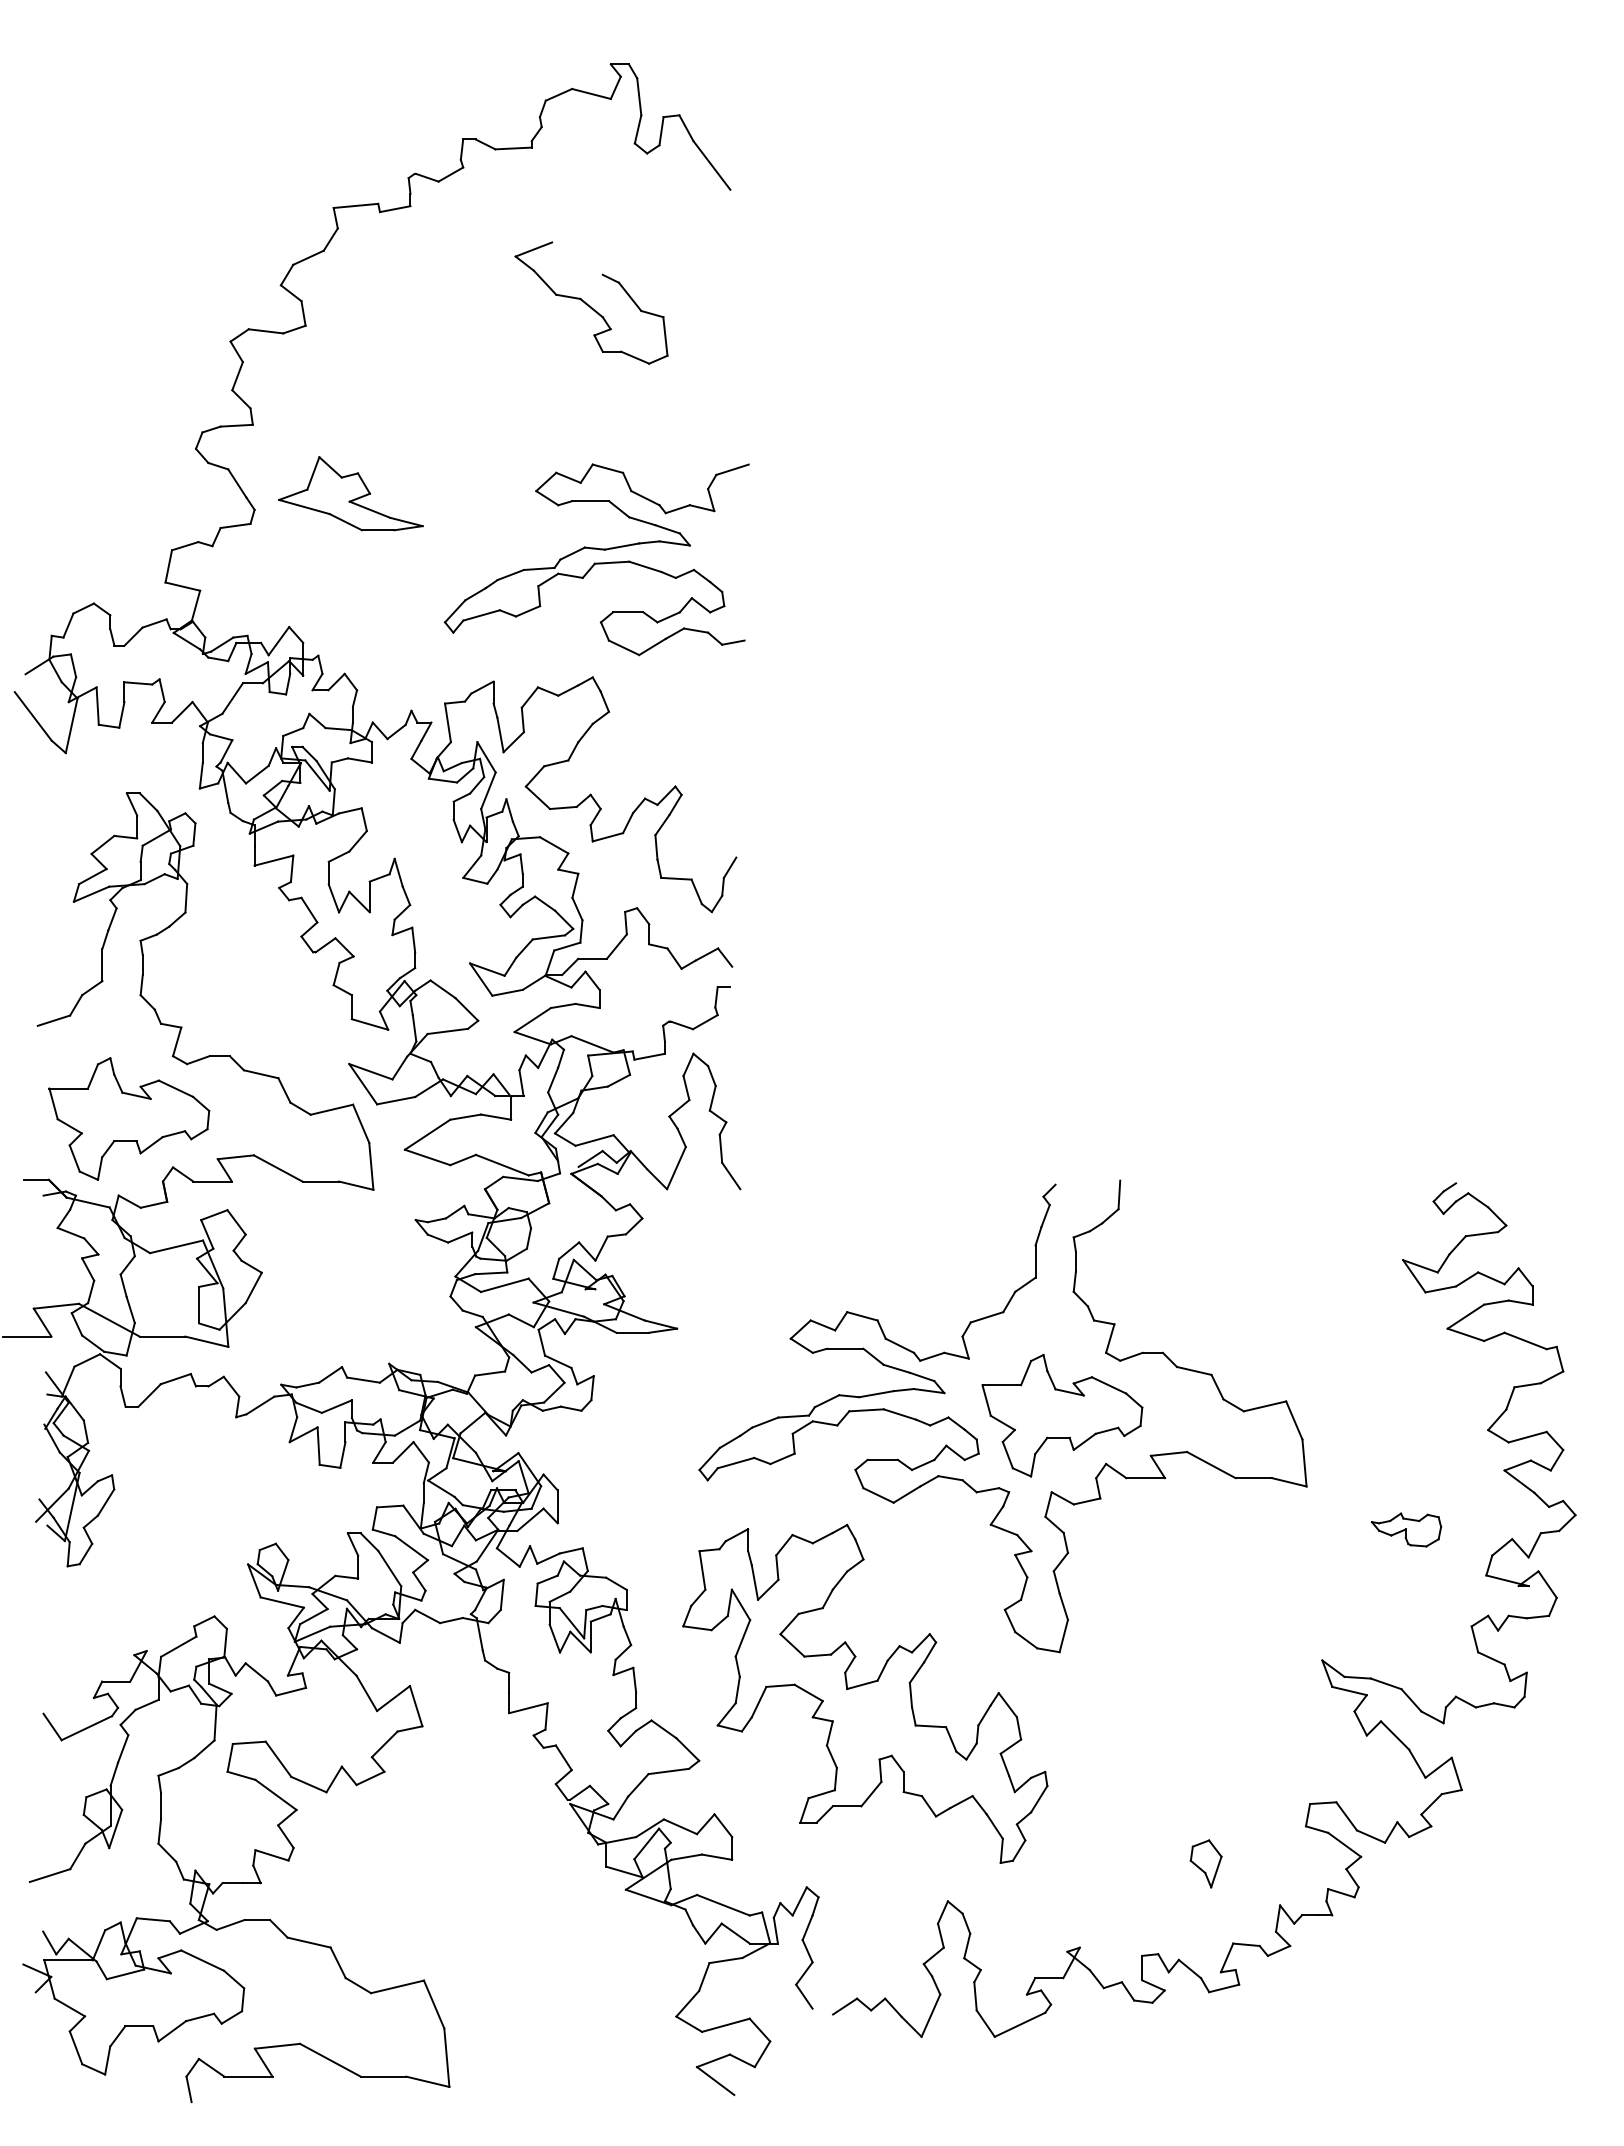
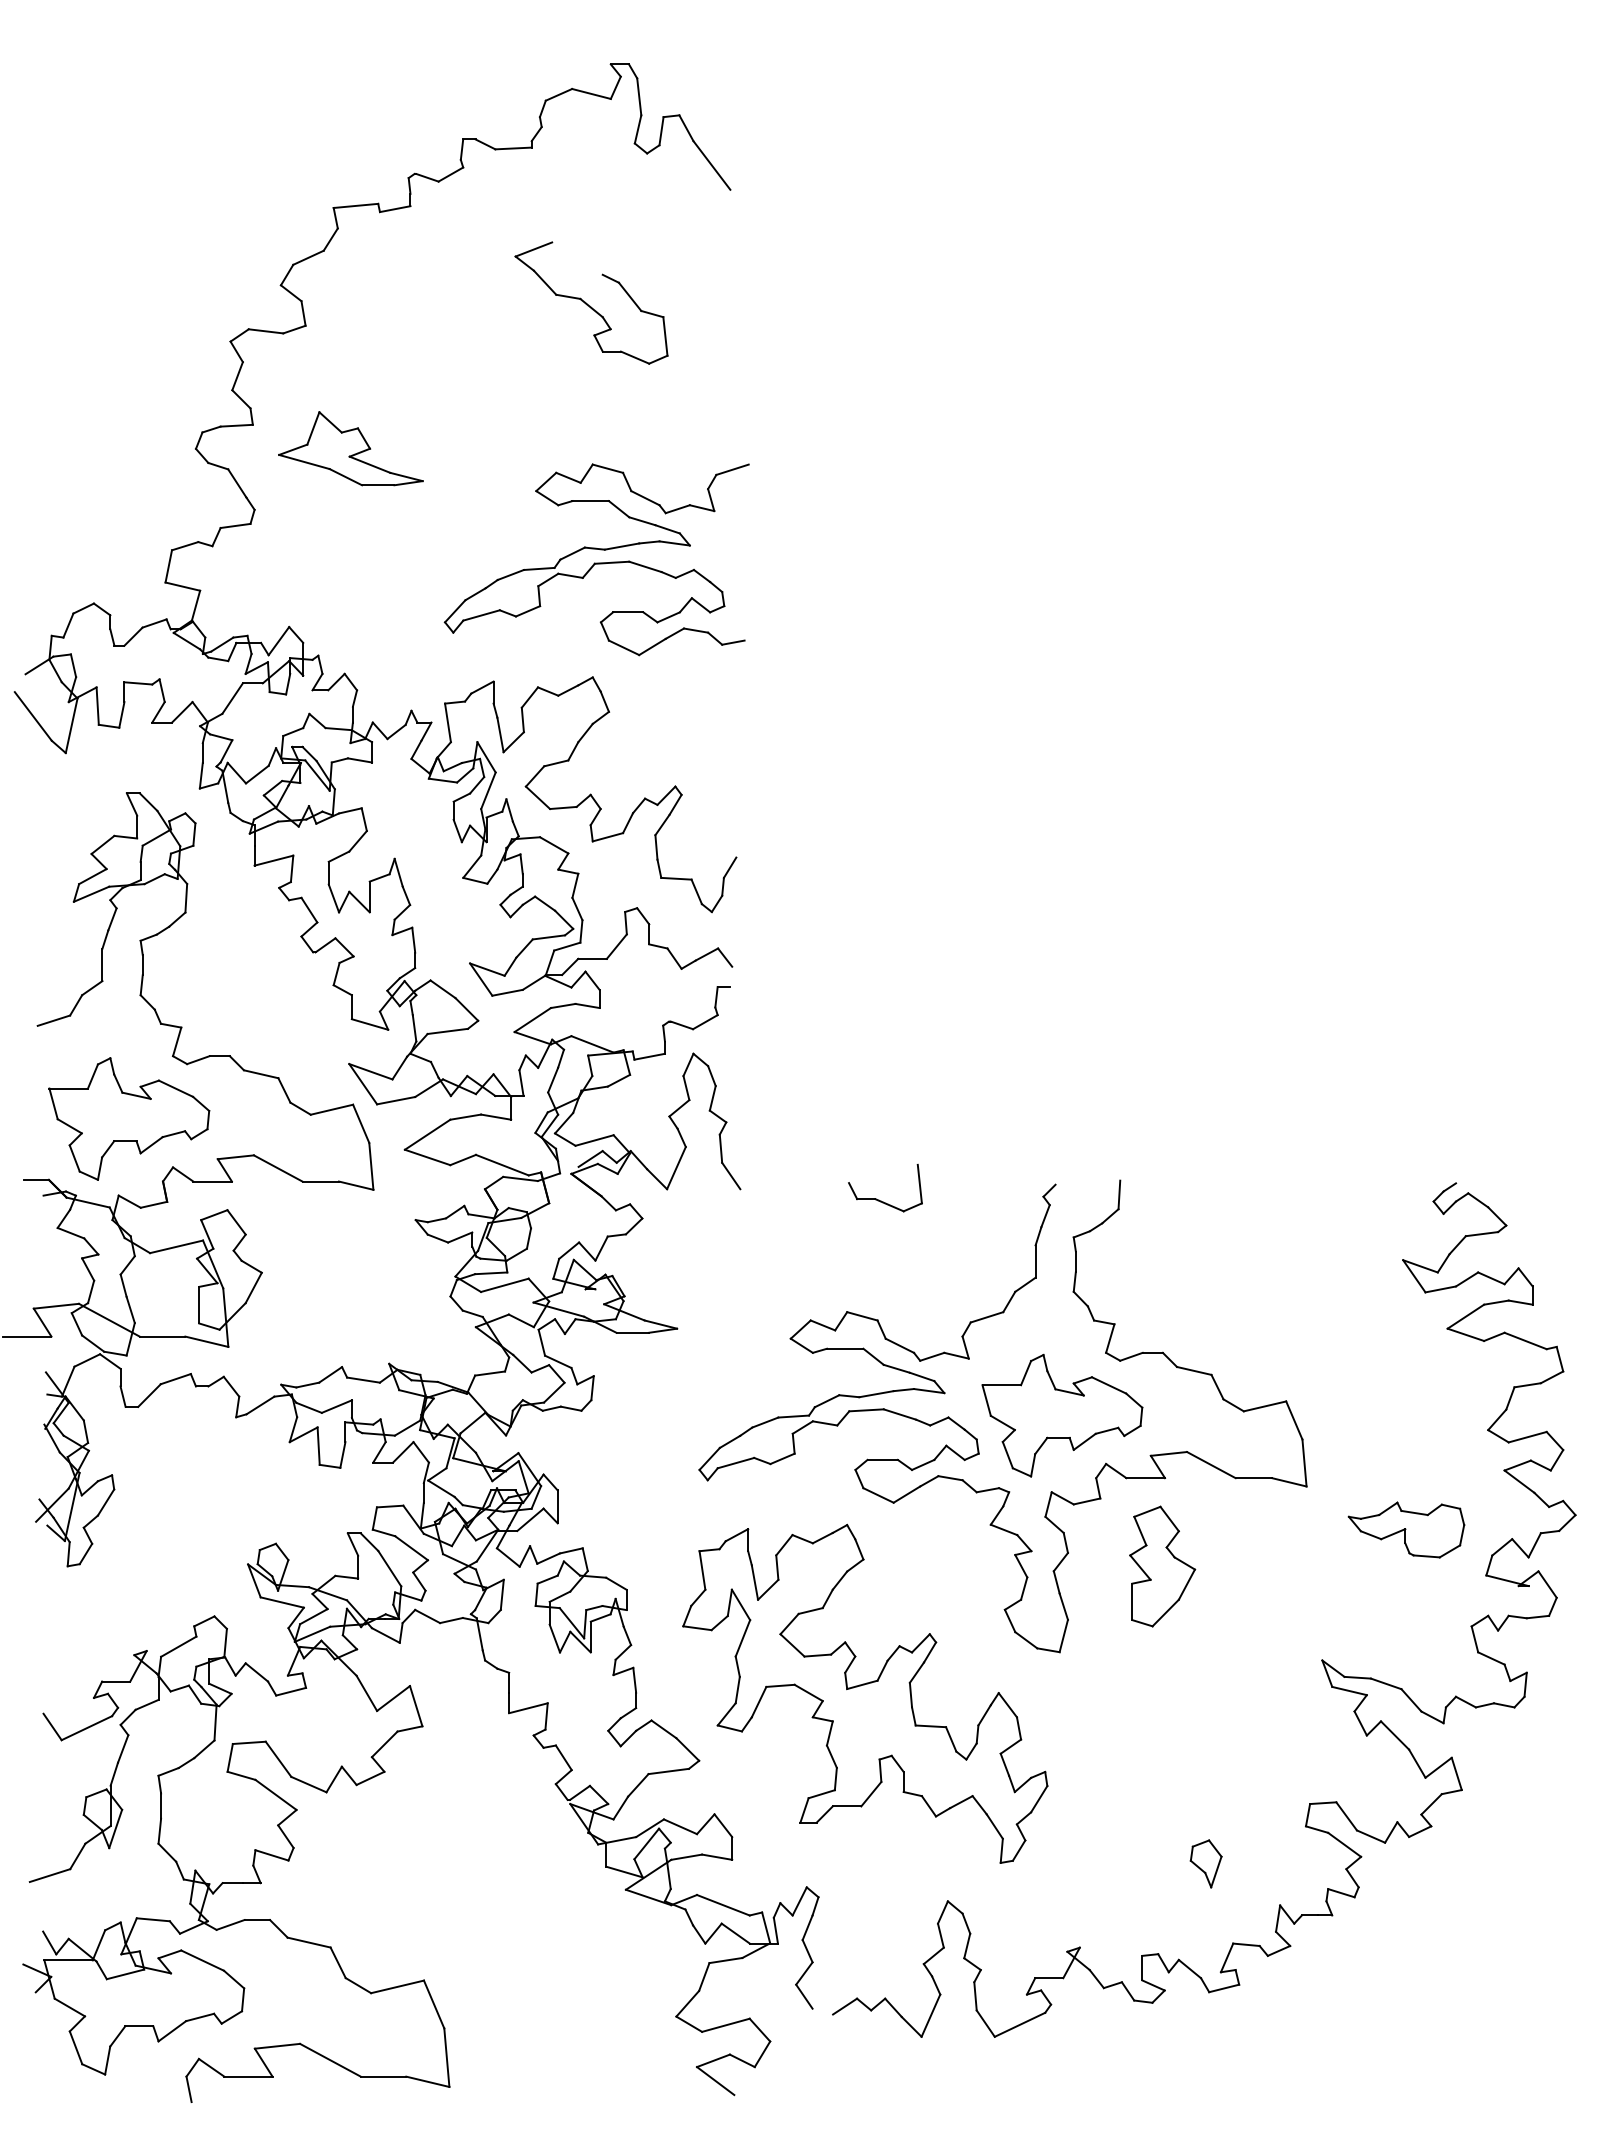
part position: (350, 493) -> (350, 448) (350, 448)
part: none -> present (879, 1199)
part size: 73x36 px -> 119x58 px (1406, 1529)
part: none -> present (1162, 1566)
